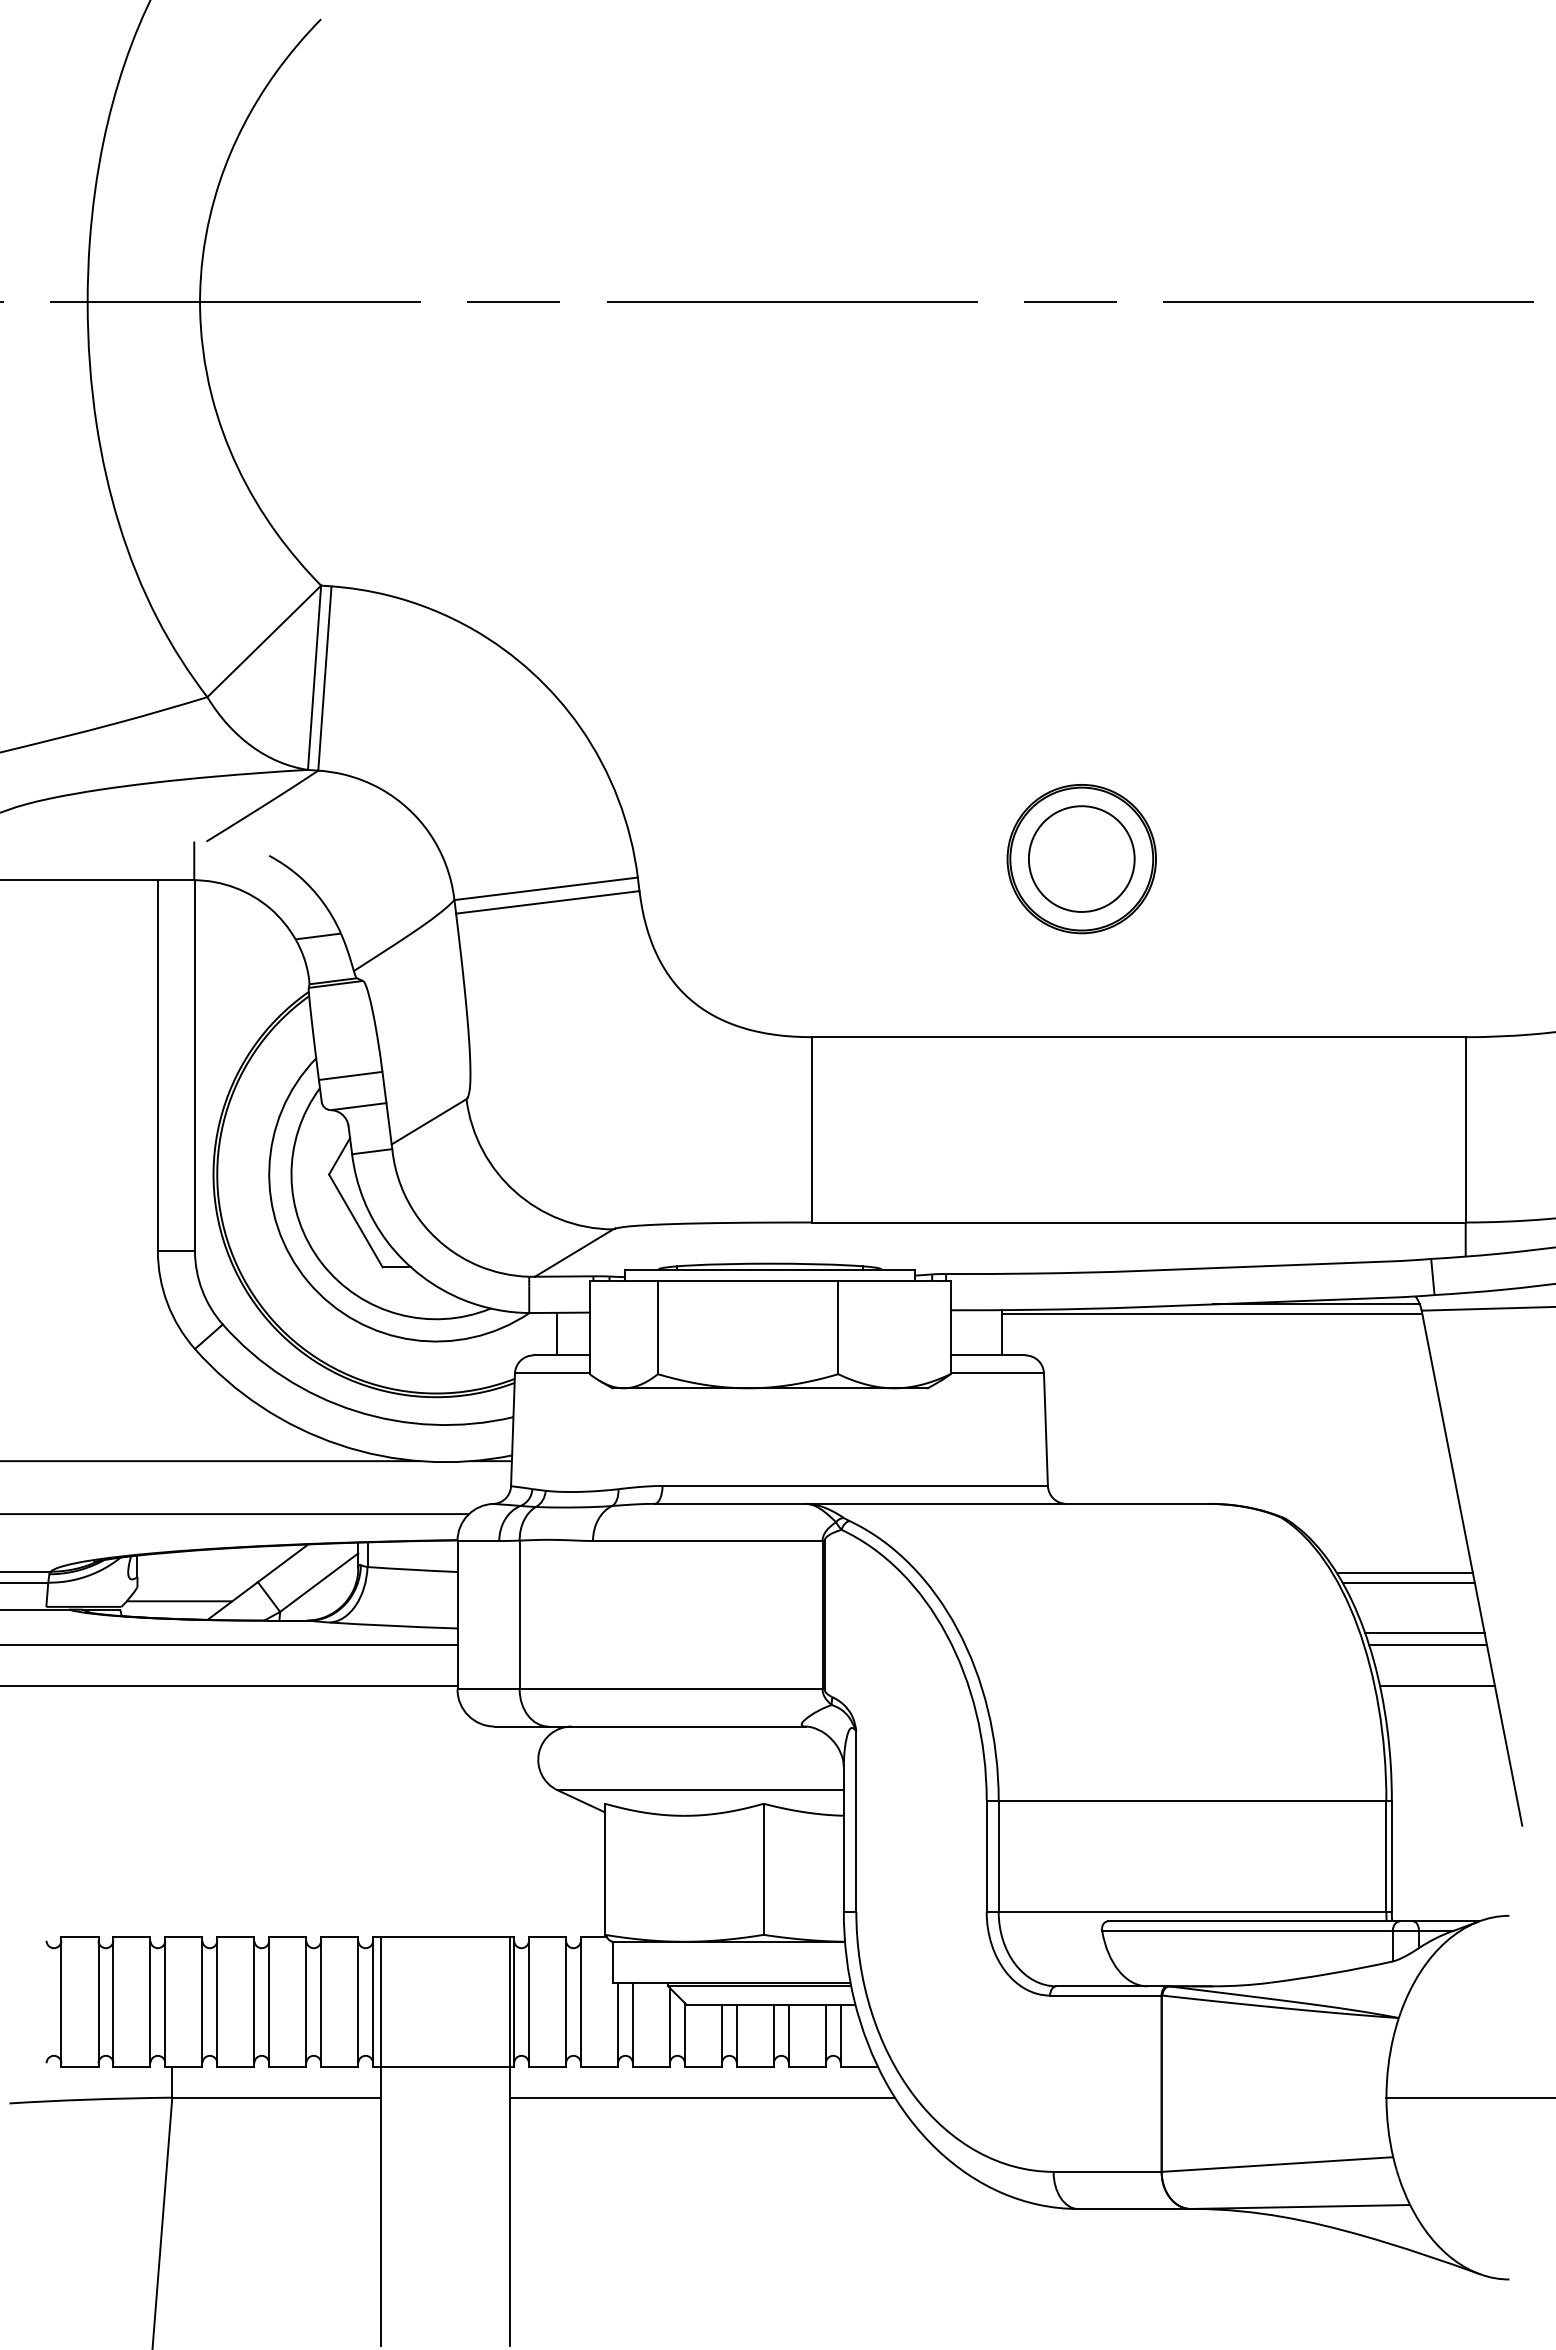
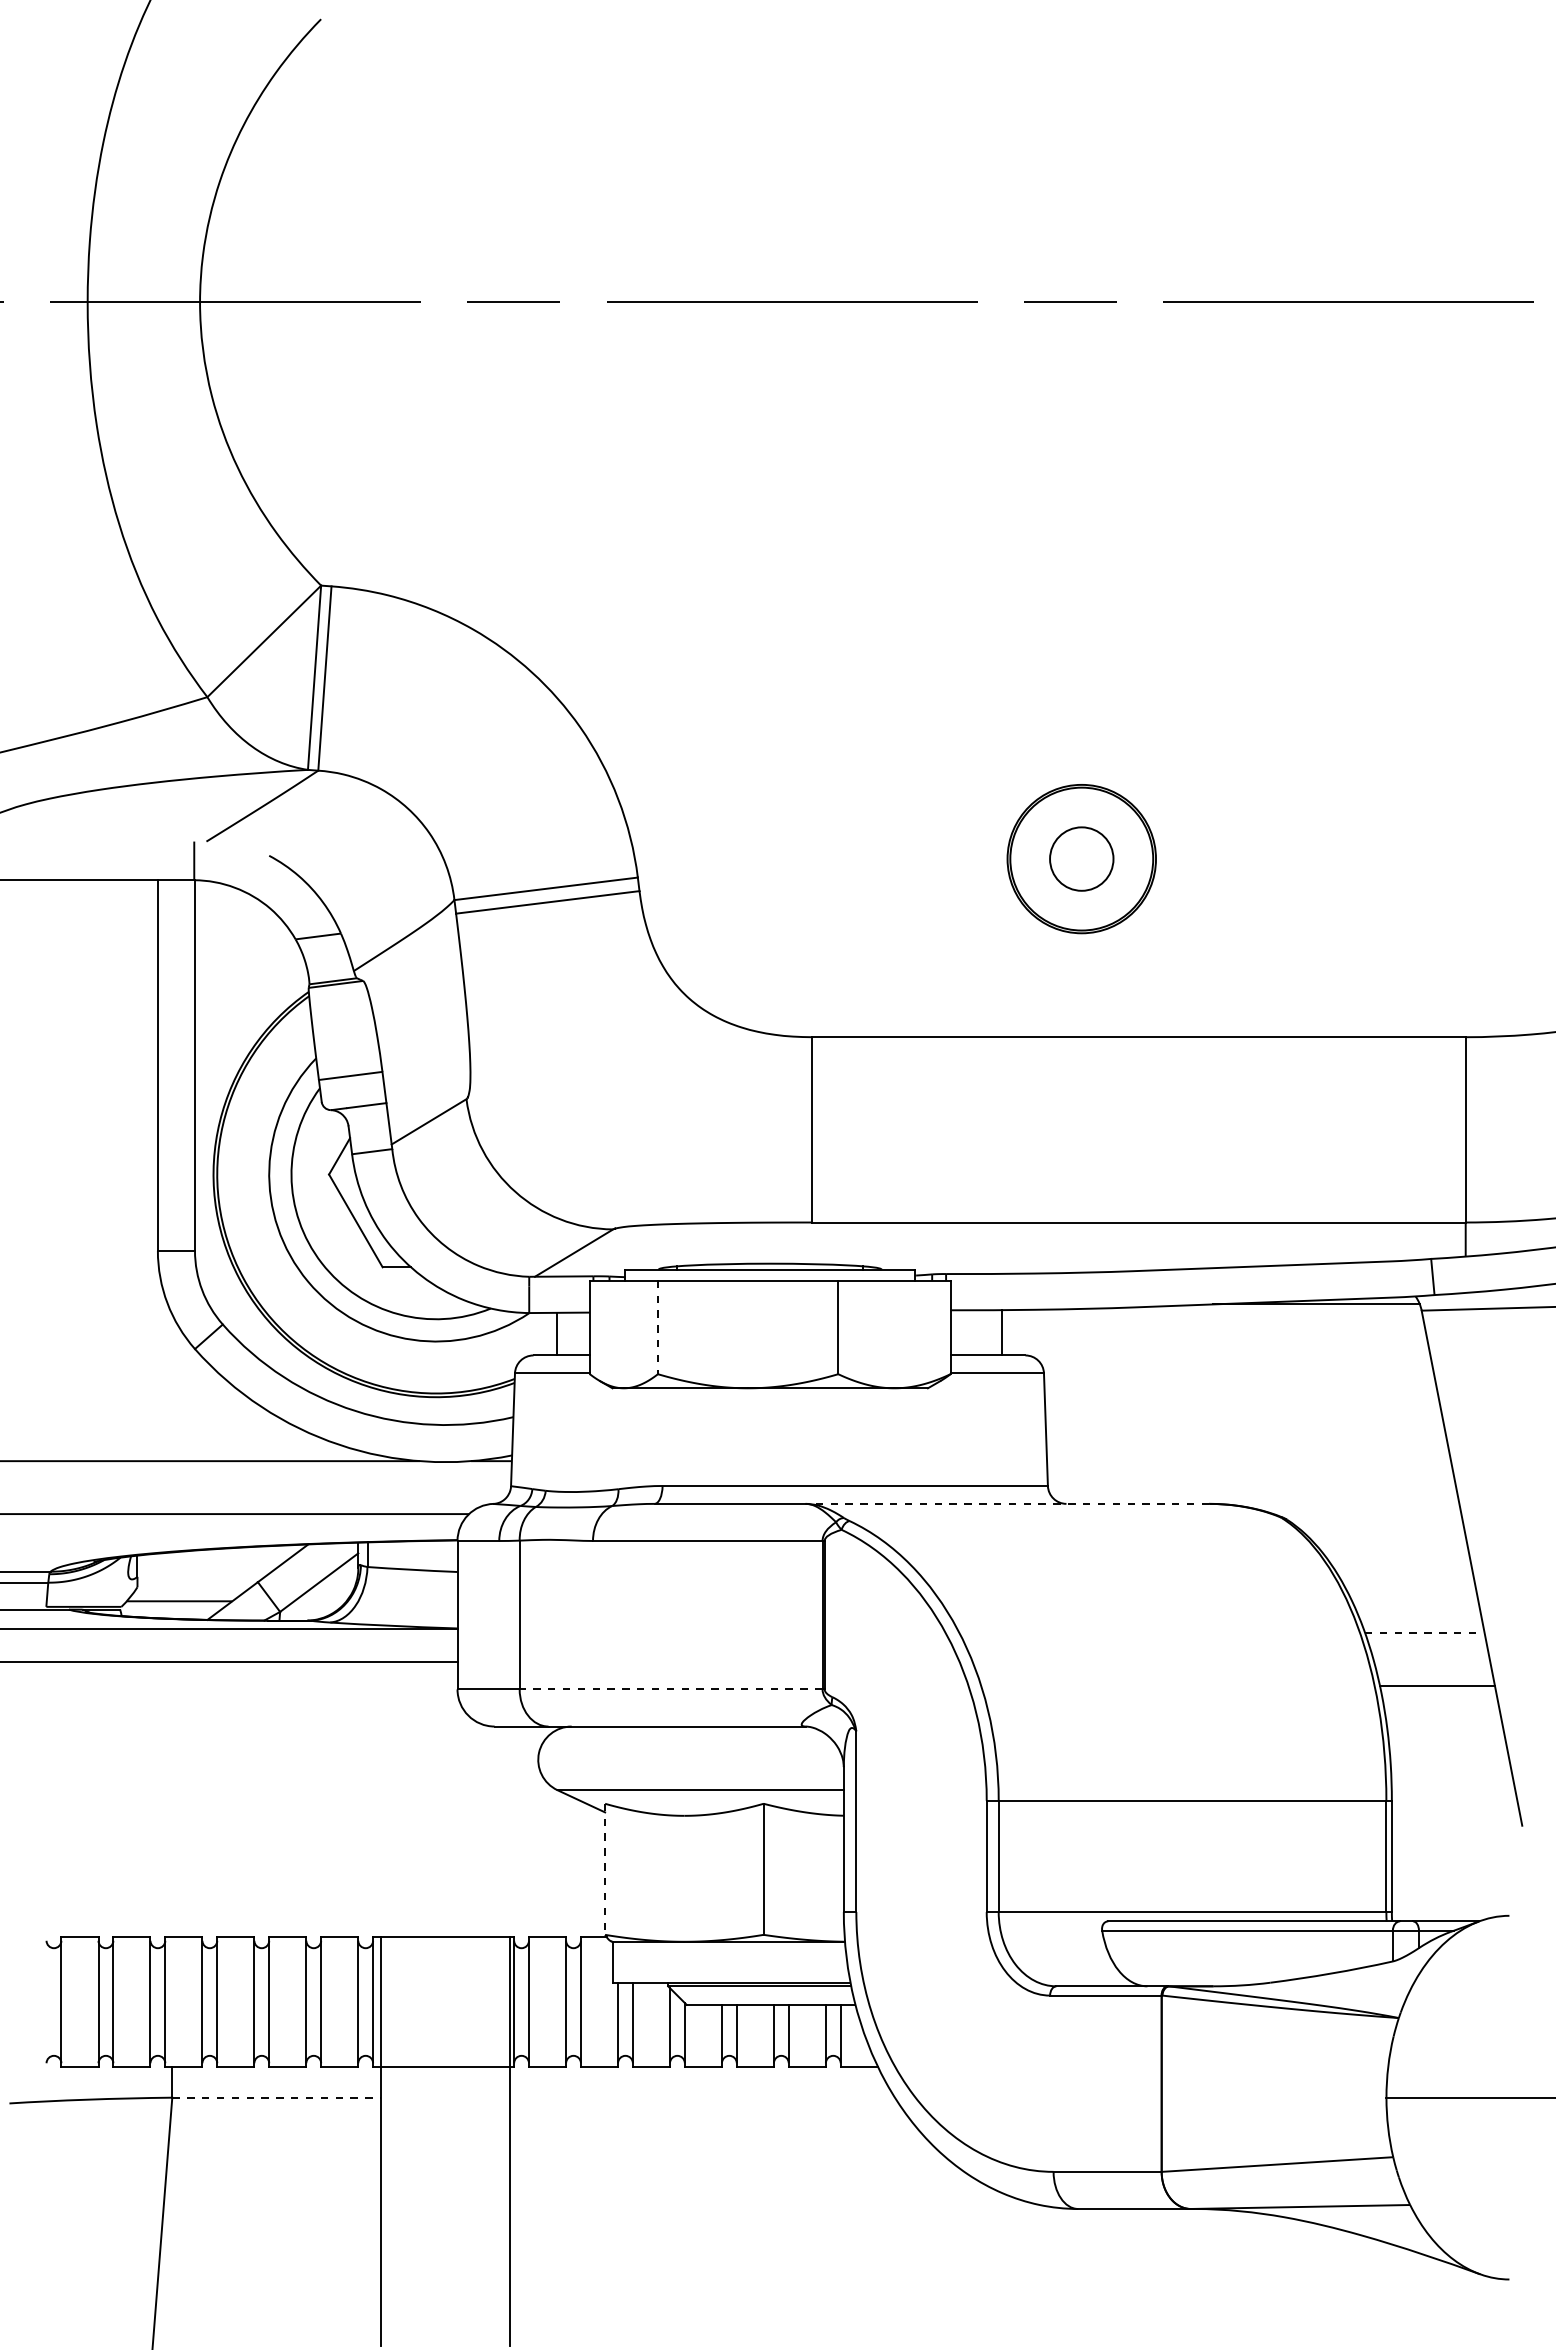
circle diameter: 106 px -> 63 px (1081, 858)
line: present -> none (1212, 1313)
line: solid -> dashed (657, 1327)
line: solid -> dashed (1007, 1503)
line: present -> none (1405, 1573)
line: present -> none (1408, 1582)
line: solid -> dashed (1424, 1632)
line position: (229, 1645) -> (229, 1629) (229, 1629)
line: present -> none (1427, 1645)
line position: (229, 1685) -> (229, 1661) (229, 1661)
line: solid -> dashed (670, 1689)
line: solid -> dashed (605, 1869)
line: solid -> dashed (276, 2097)
line: present -> none (702, 2097)
